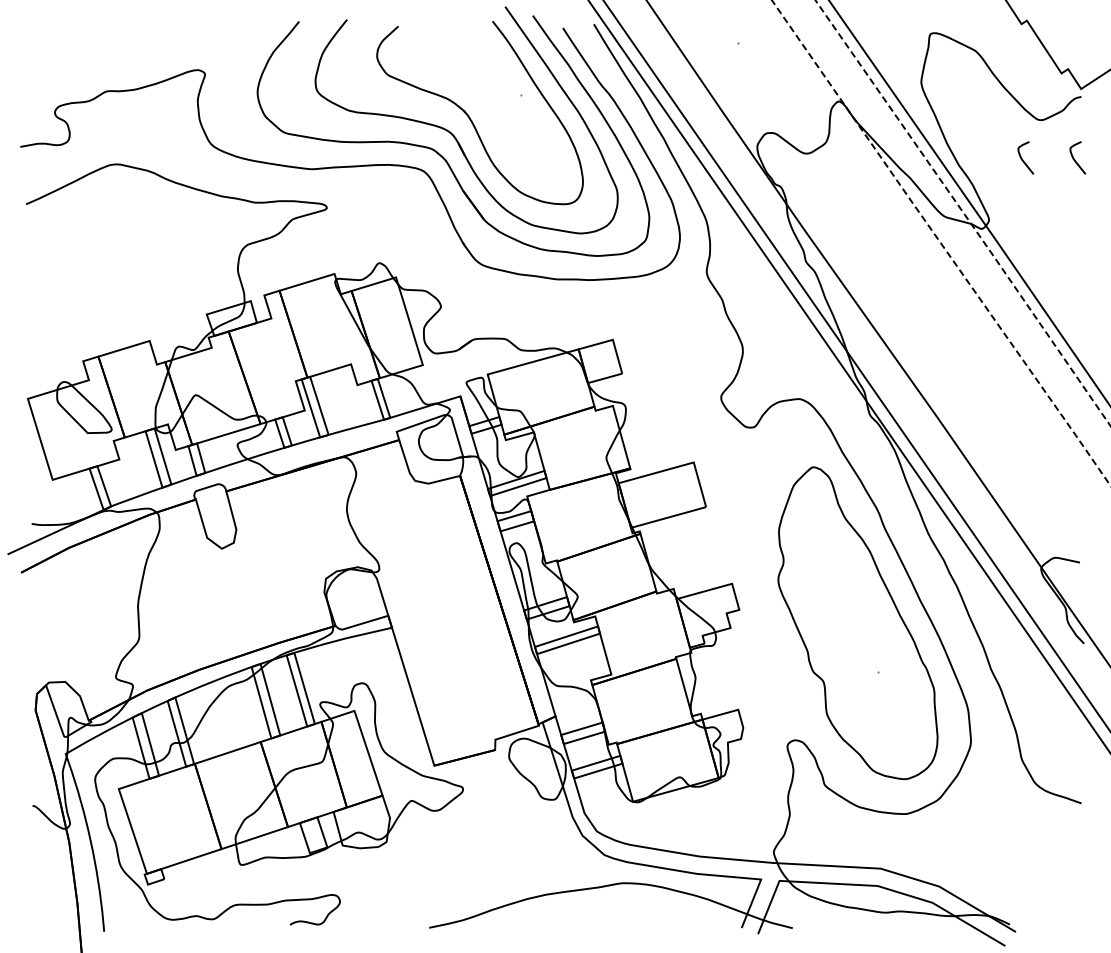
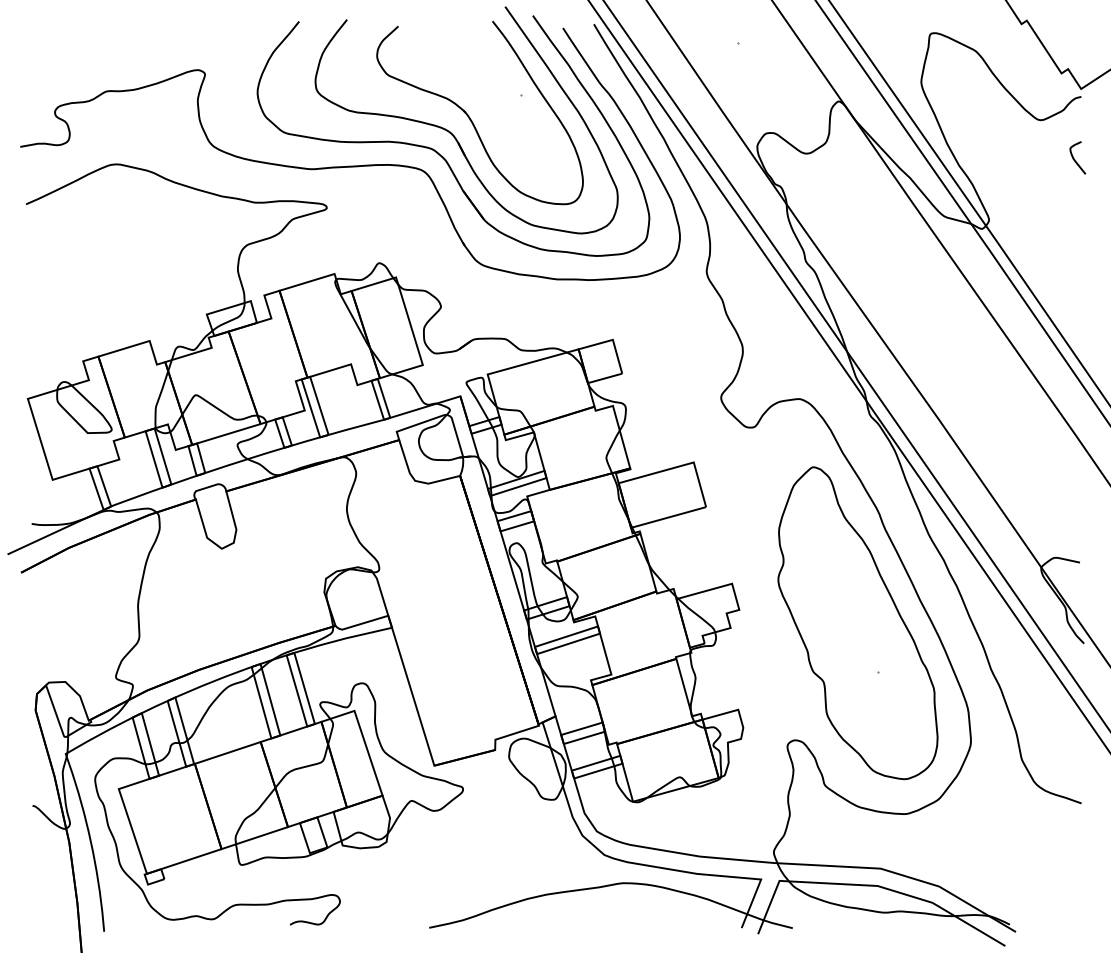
curve: present -> none (1023, 159)
line: dashed -> solid (964, 213)
line: dashed -> solid (941, 243)
